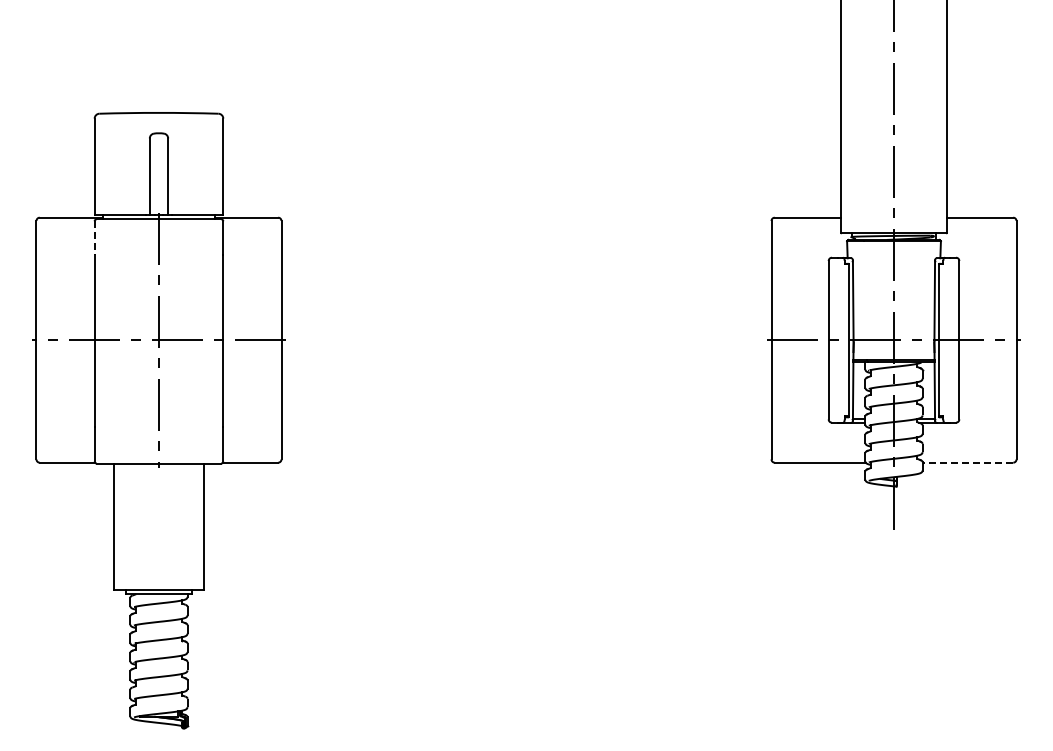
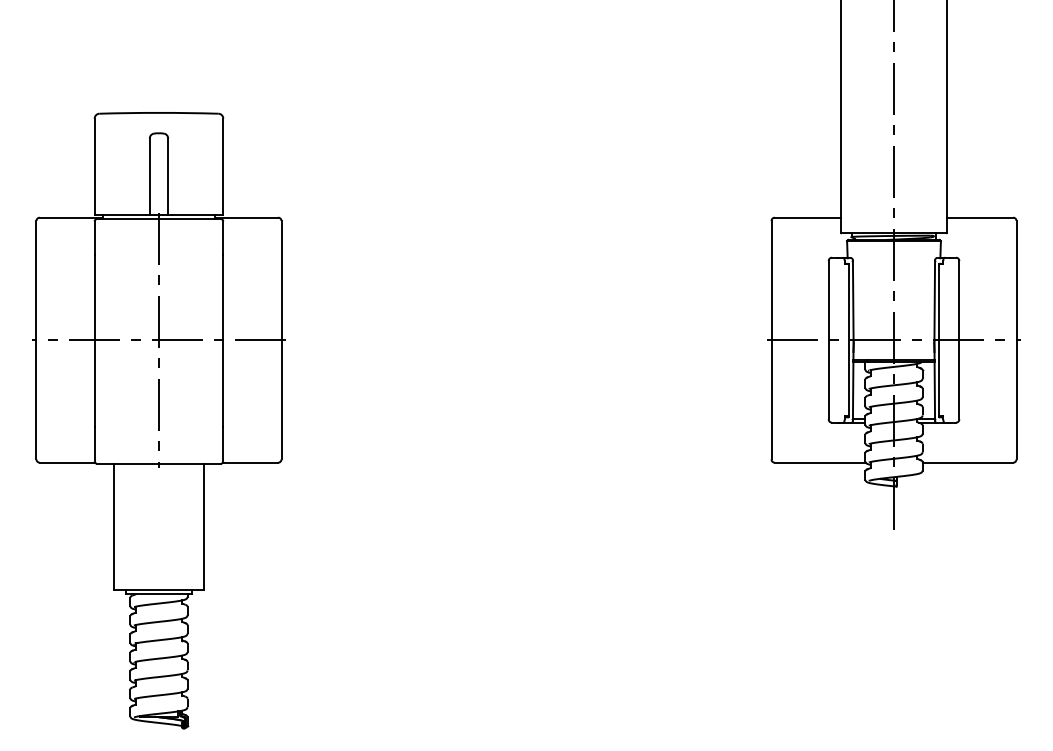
line: dashed -> solid (94, 238)
line: dashed -> solid (967, 462)
